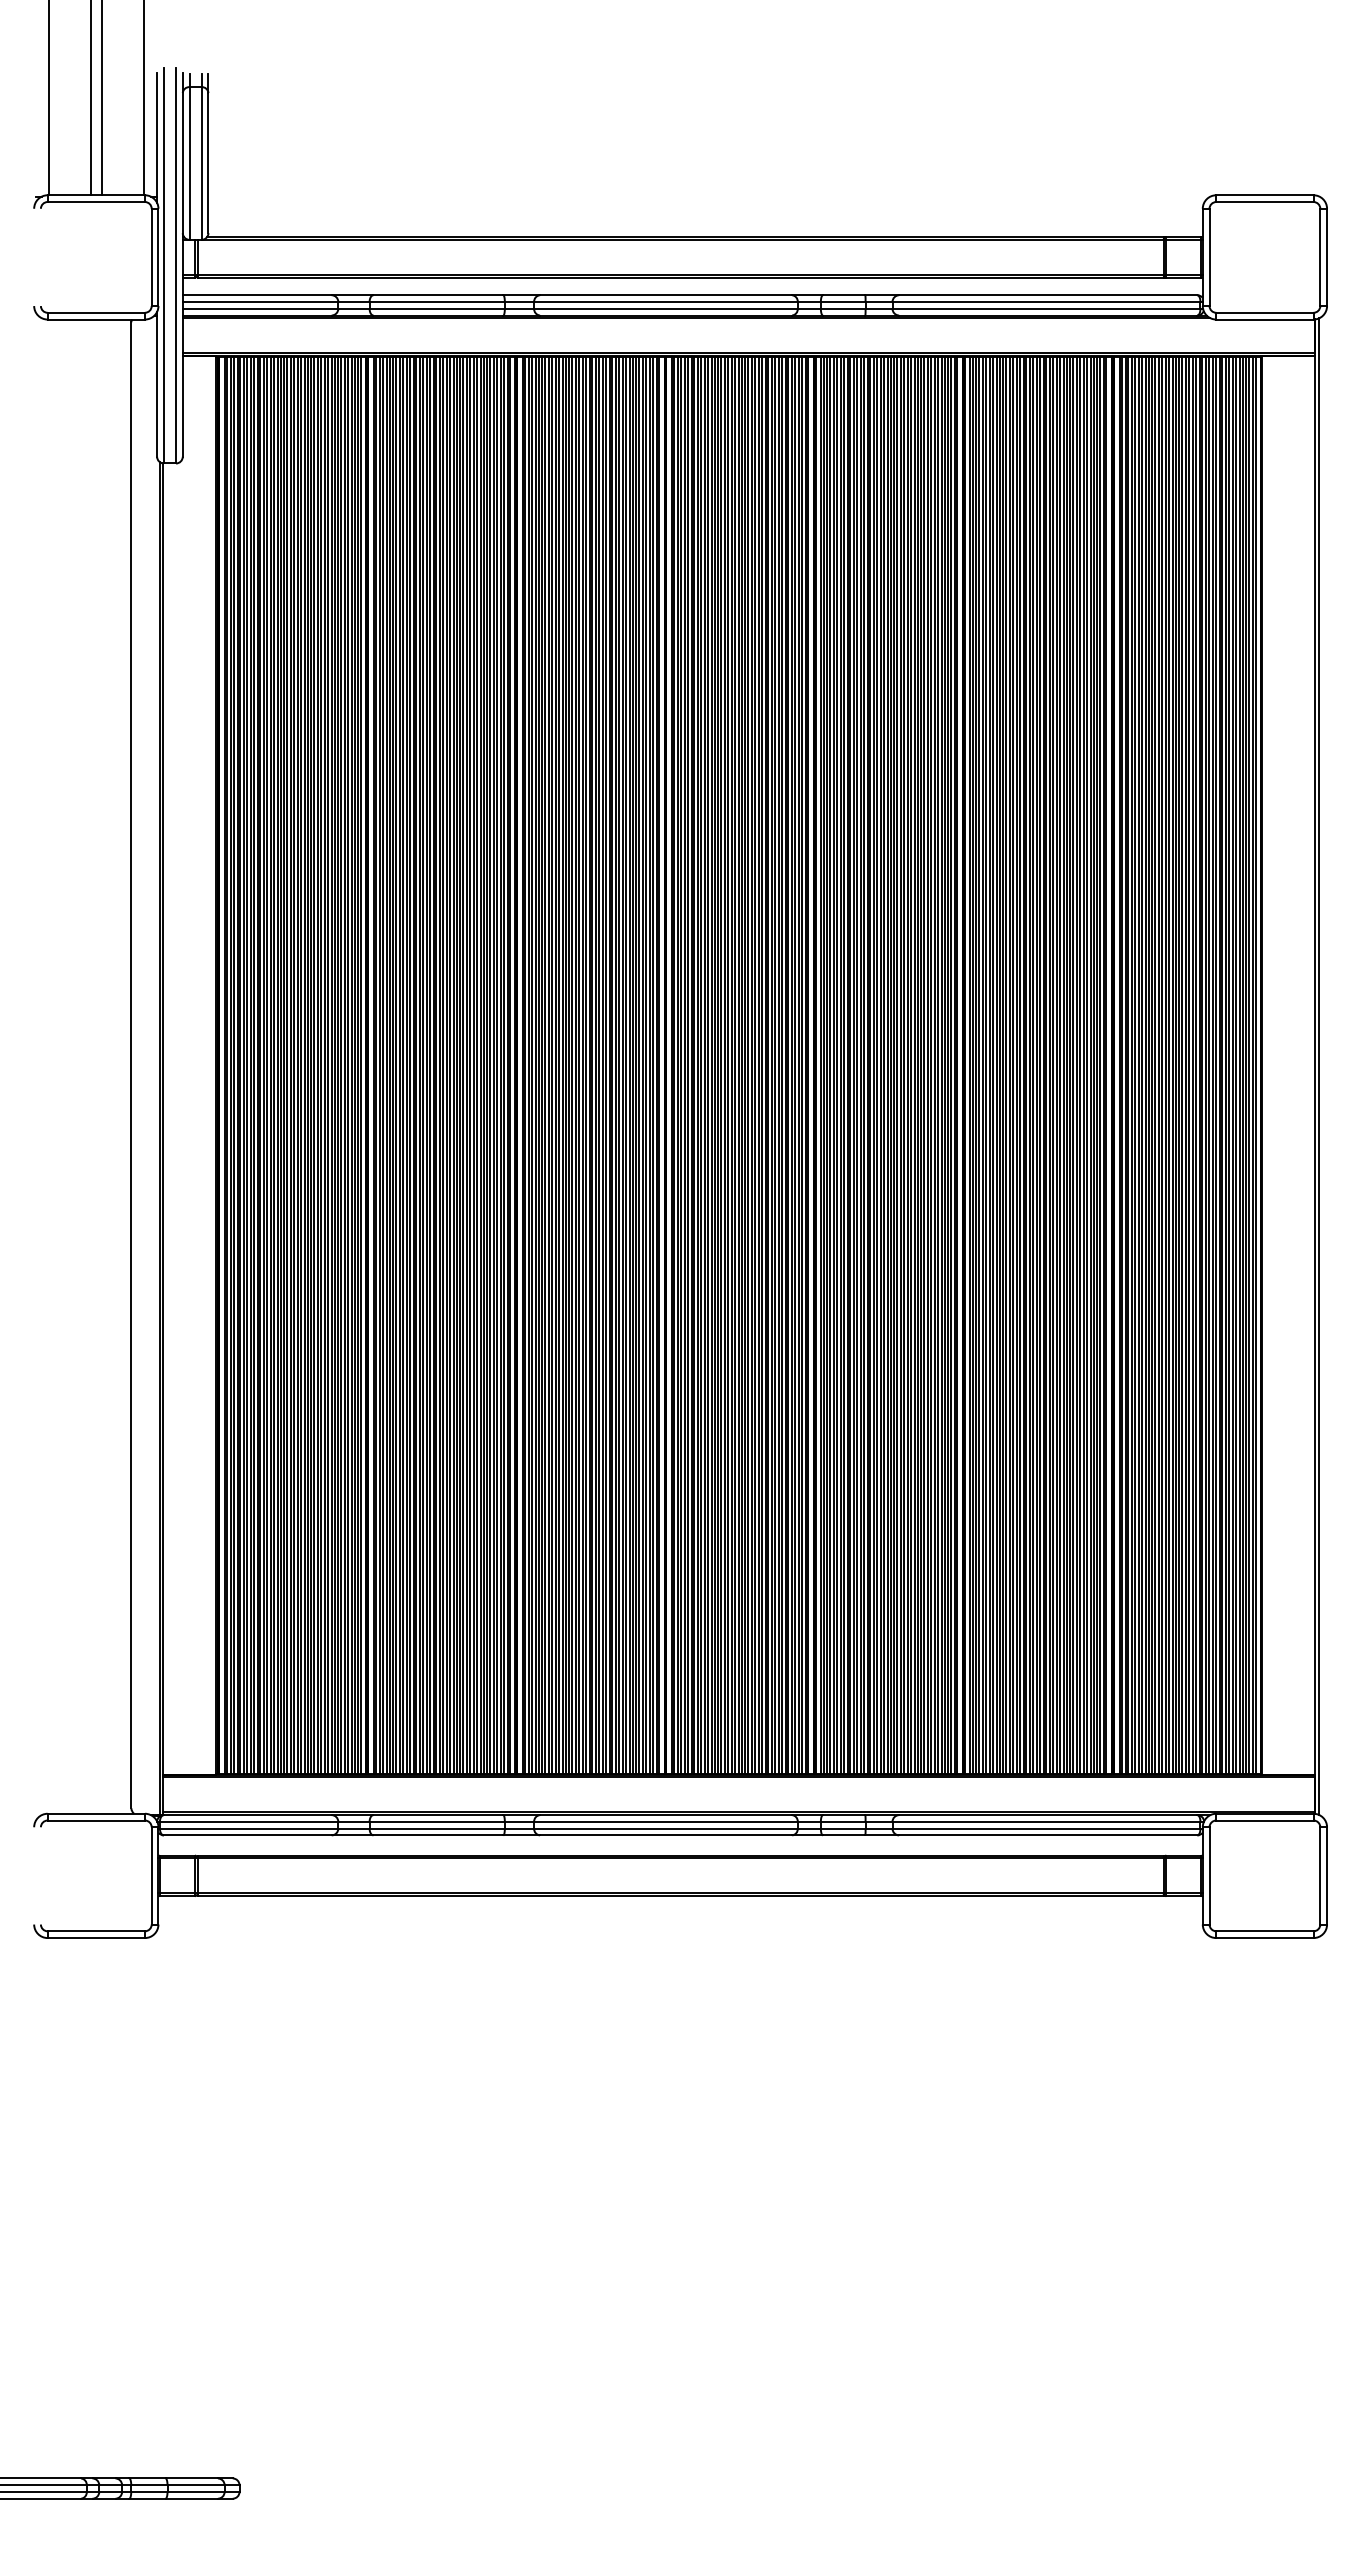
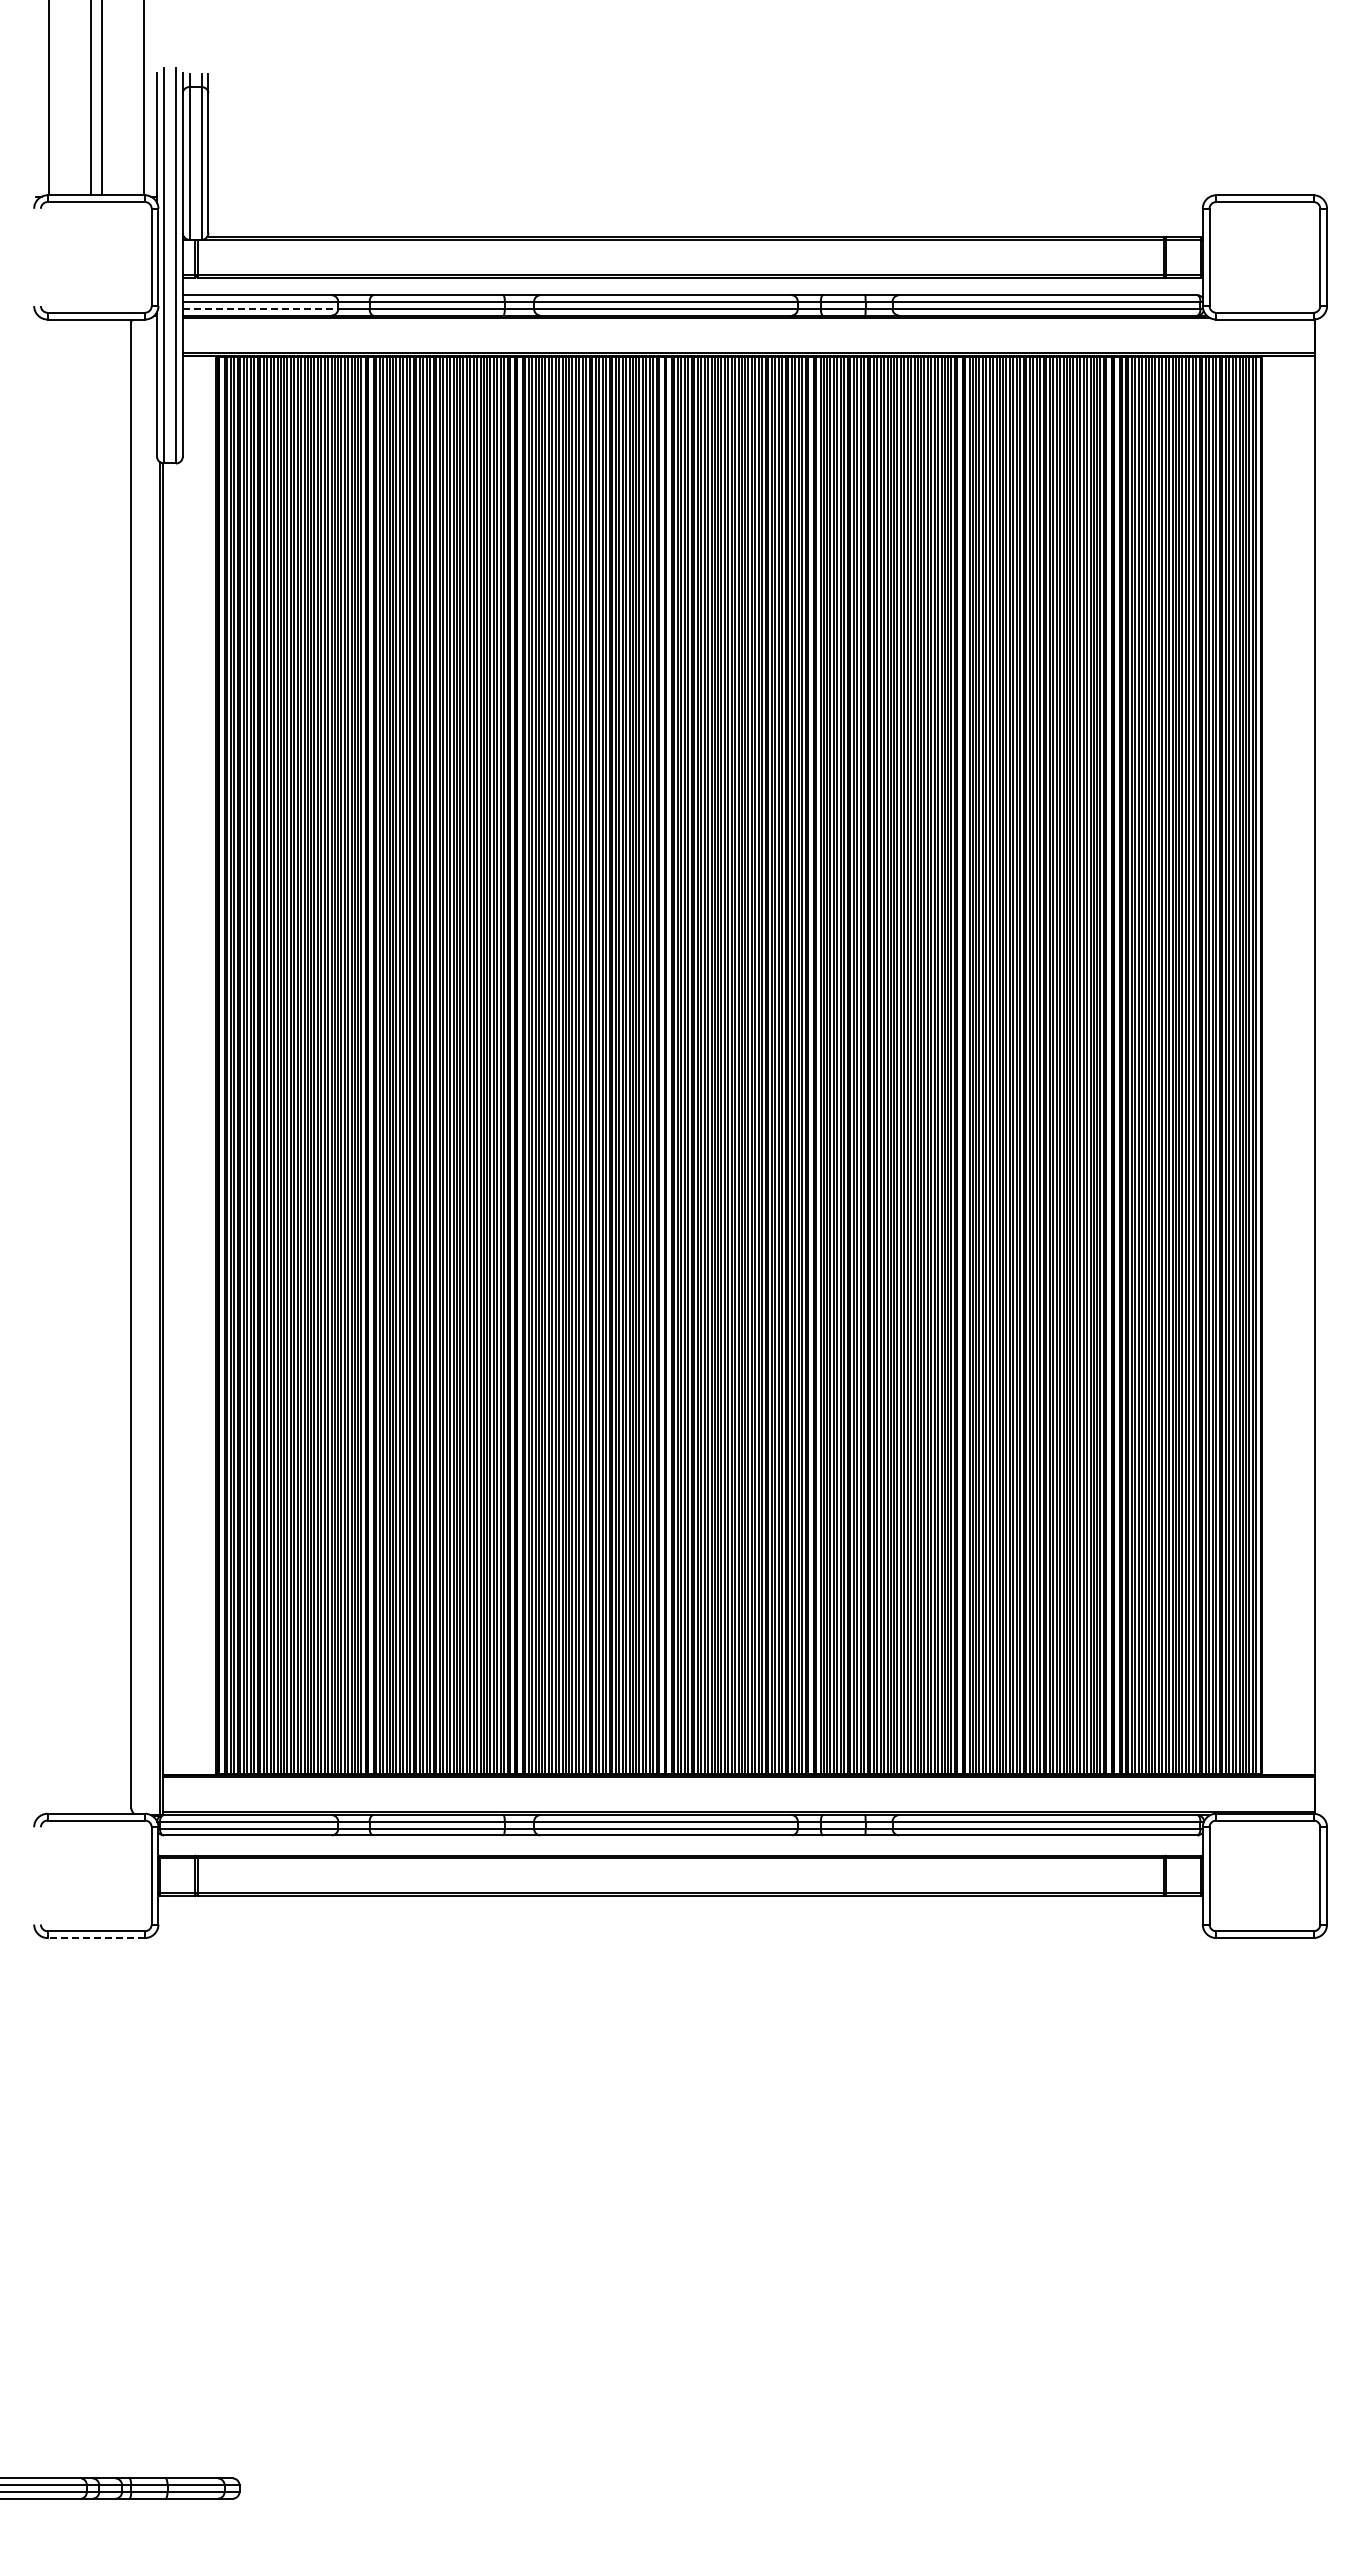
line: solid -> dashed (260, 308)
line: present -> none (1319, 1066)
line: solid -> dashed (96, 1938)
